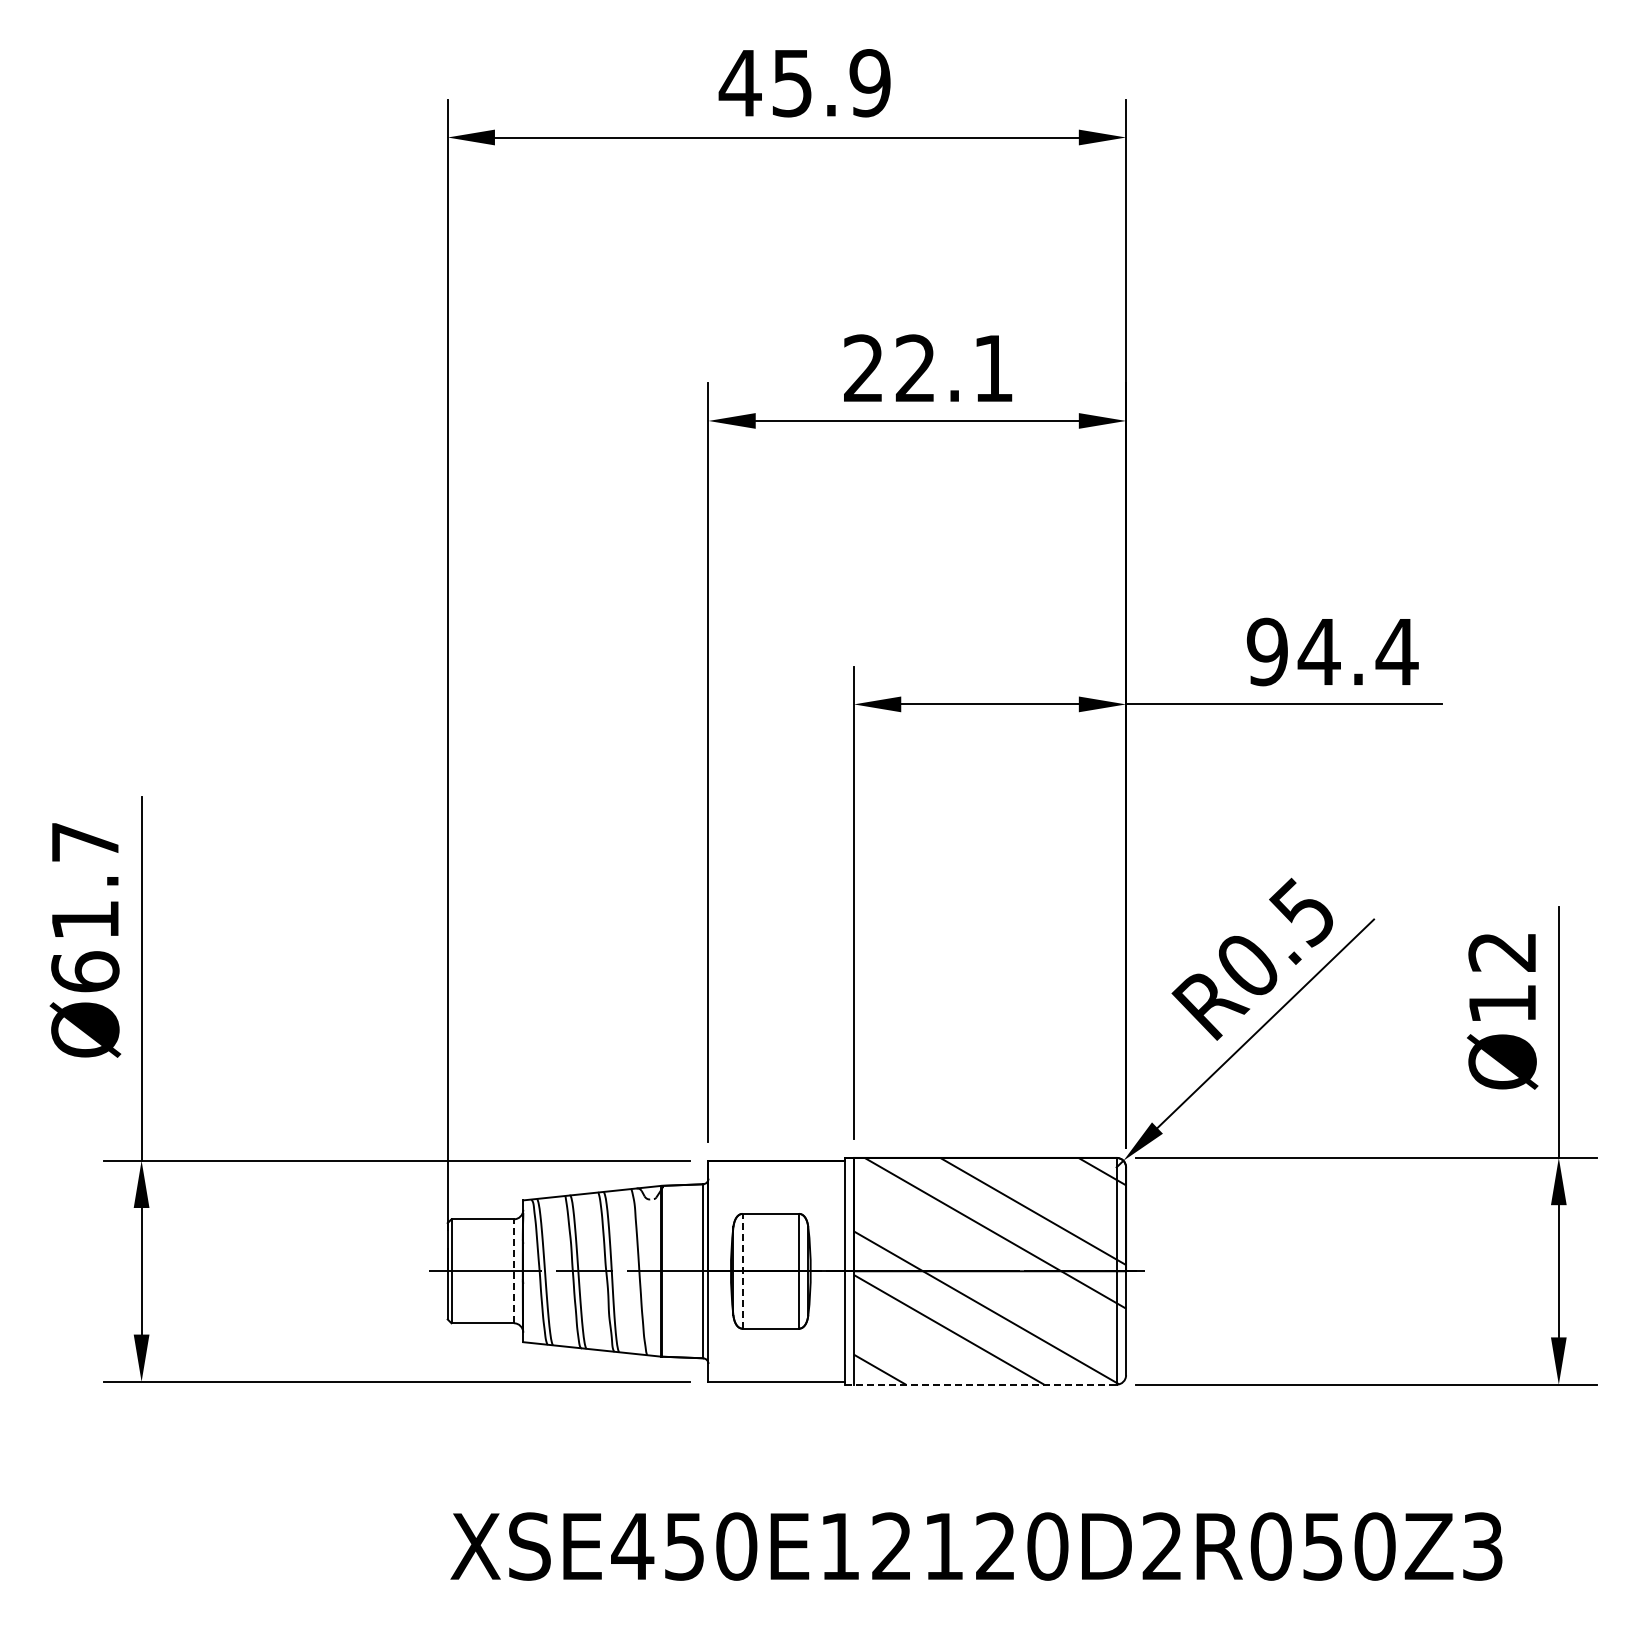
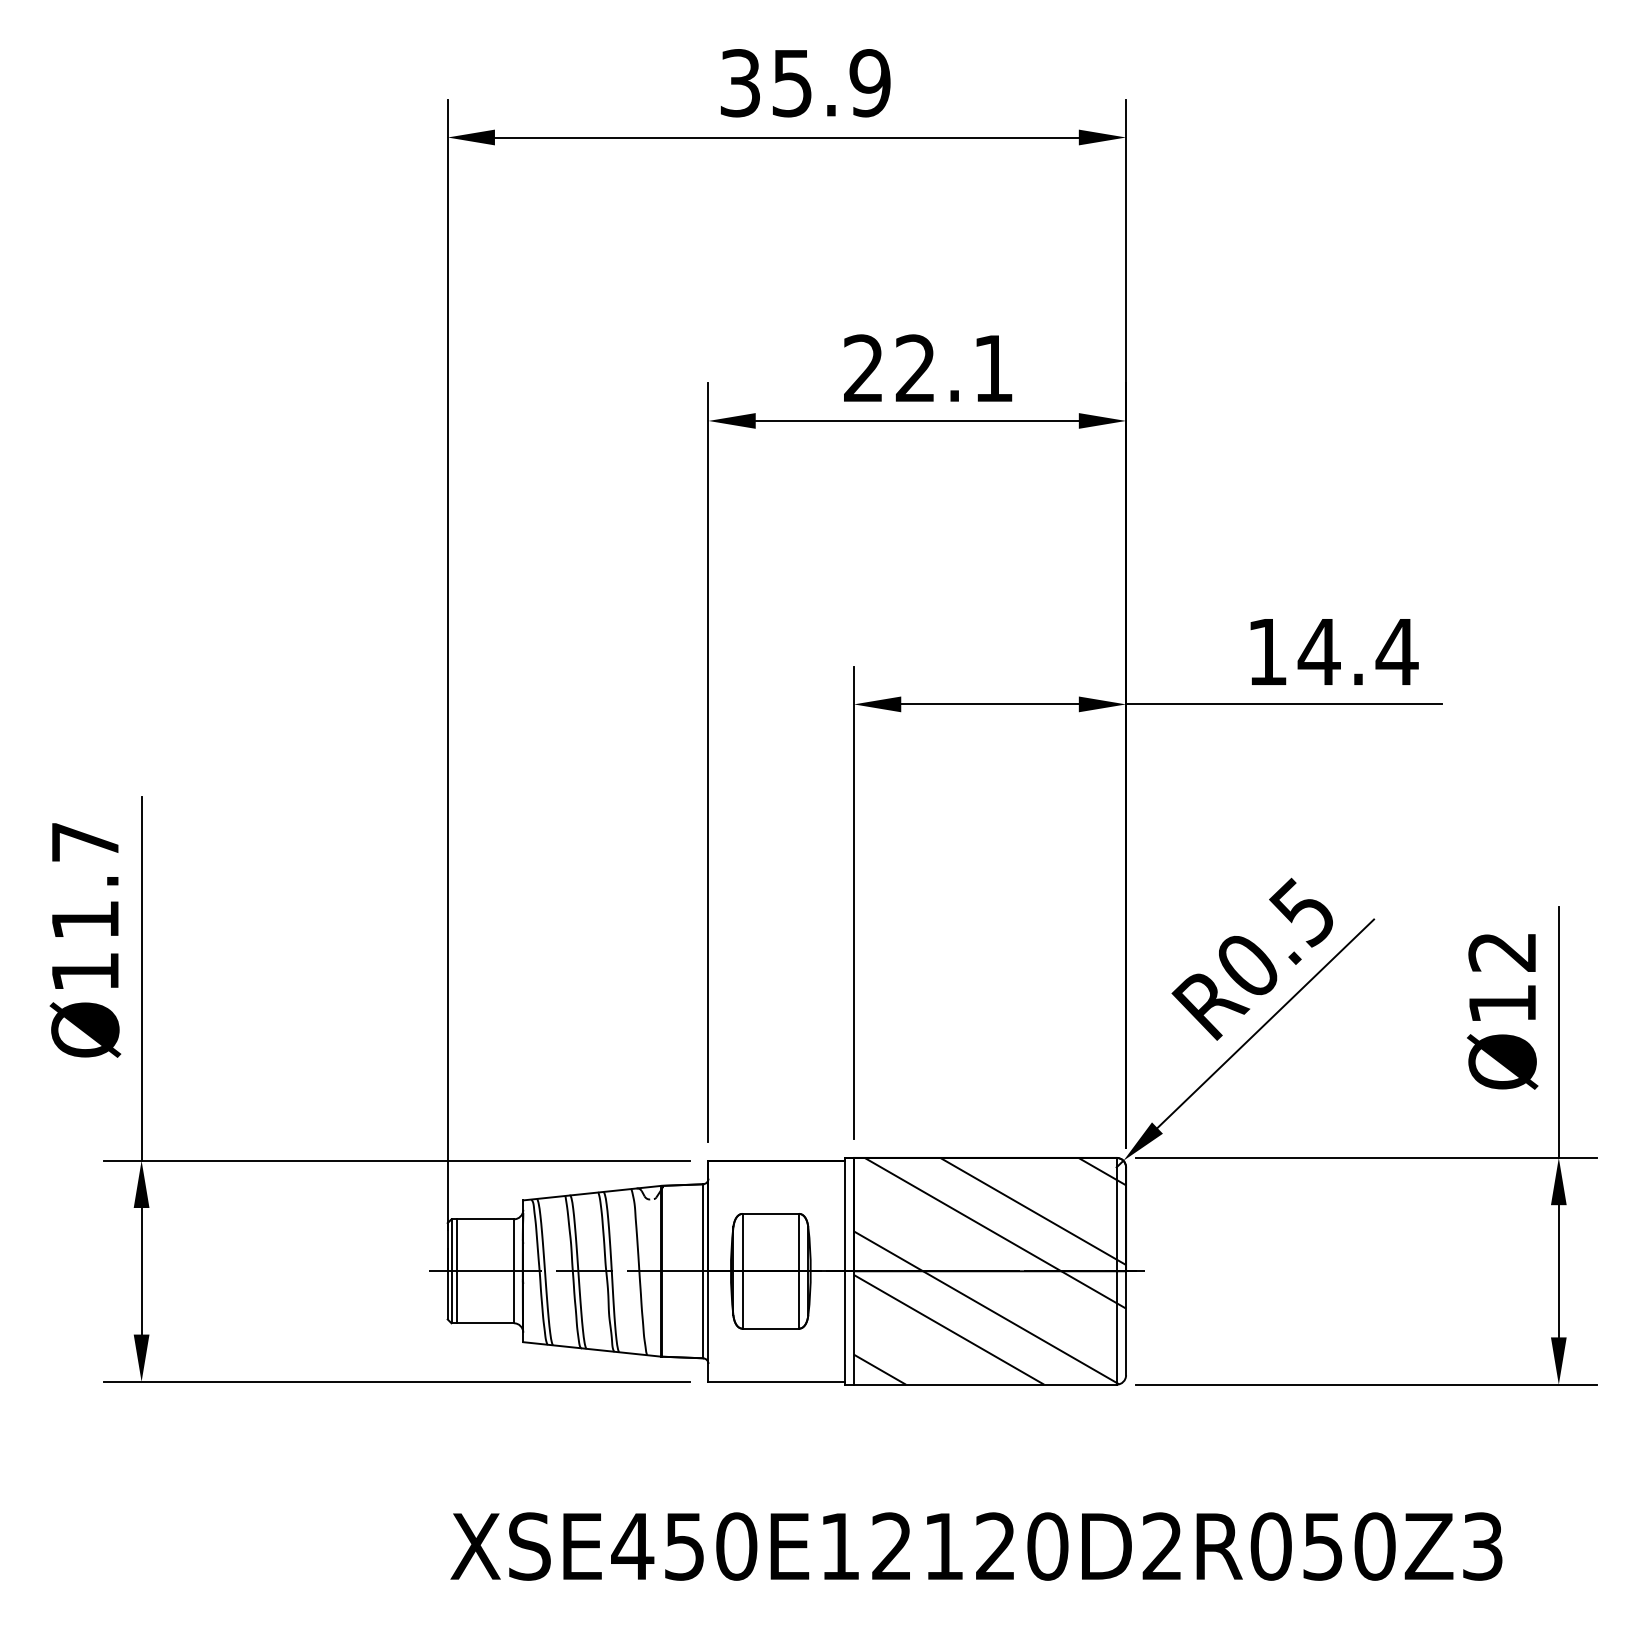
text: 45.9 -> 35.9 (739, 83)
text: 94.4 -> 14.4 (1266, 651)
text: Ø61.7 -> Ø11.7 (85, 971)
line: dashed -> solid (742, 1270)
line: none -> present (457, 1271)
line: dashed -> solid (513, 1271)
line: dashed -> solid (981, 1384)
